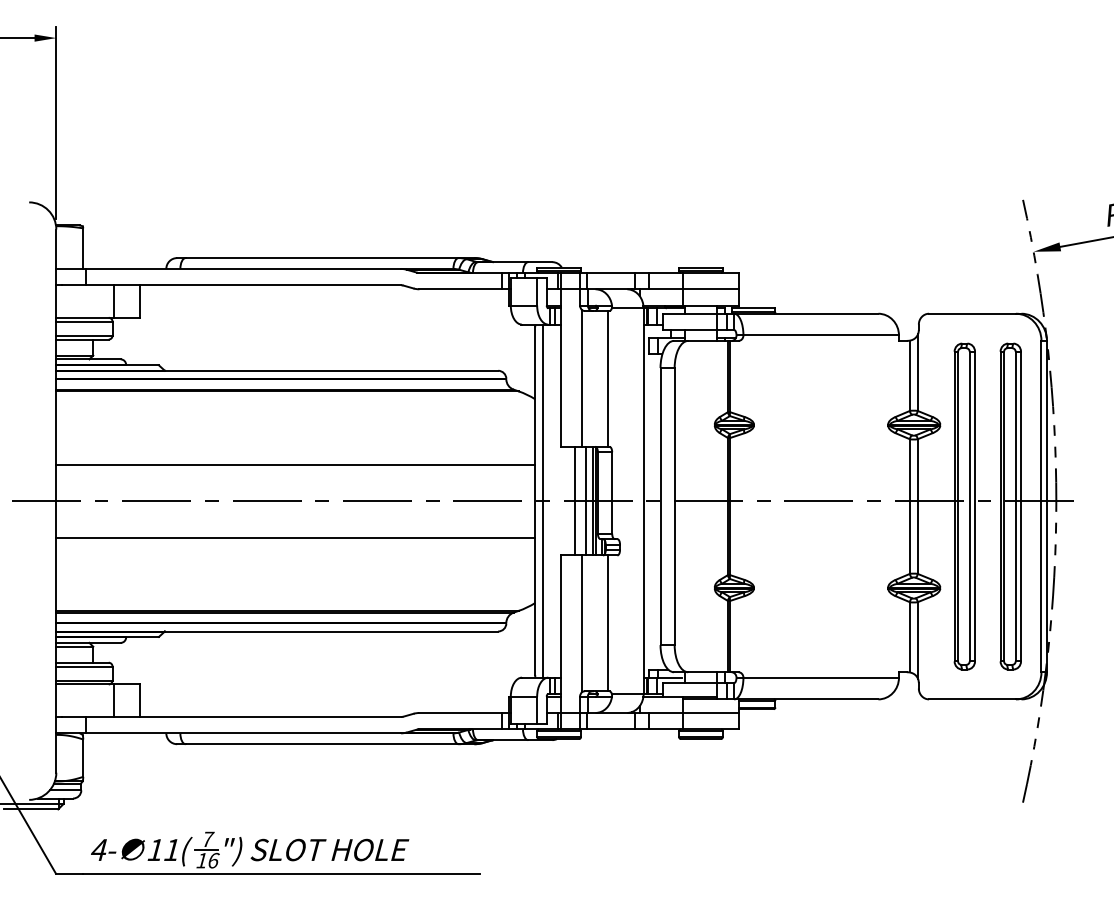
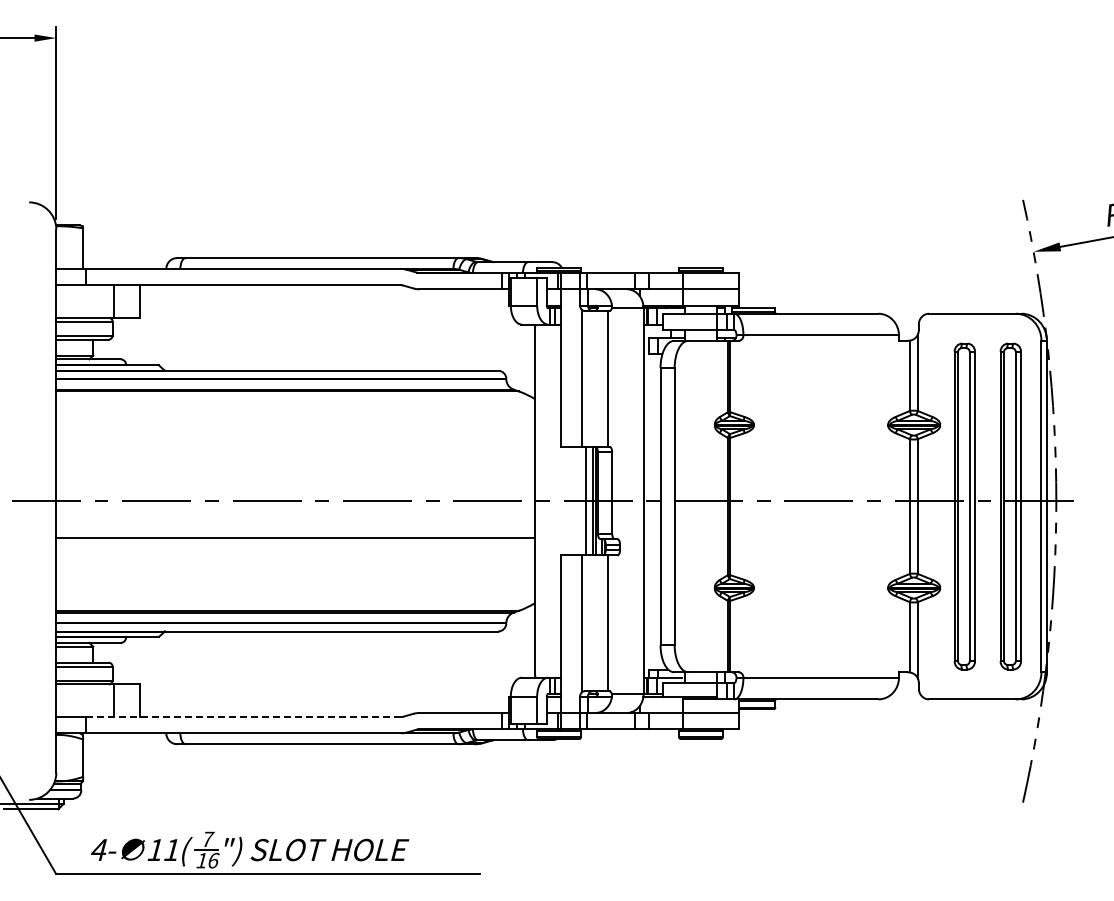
line: present -> none (295, 464)
line: present -> none (542, 500)
line: present -> none (575, 500)
line: solid -> dashed (243, 717)
